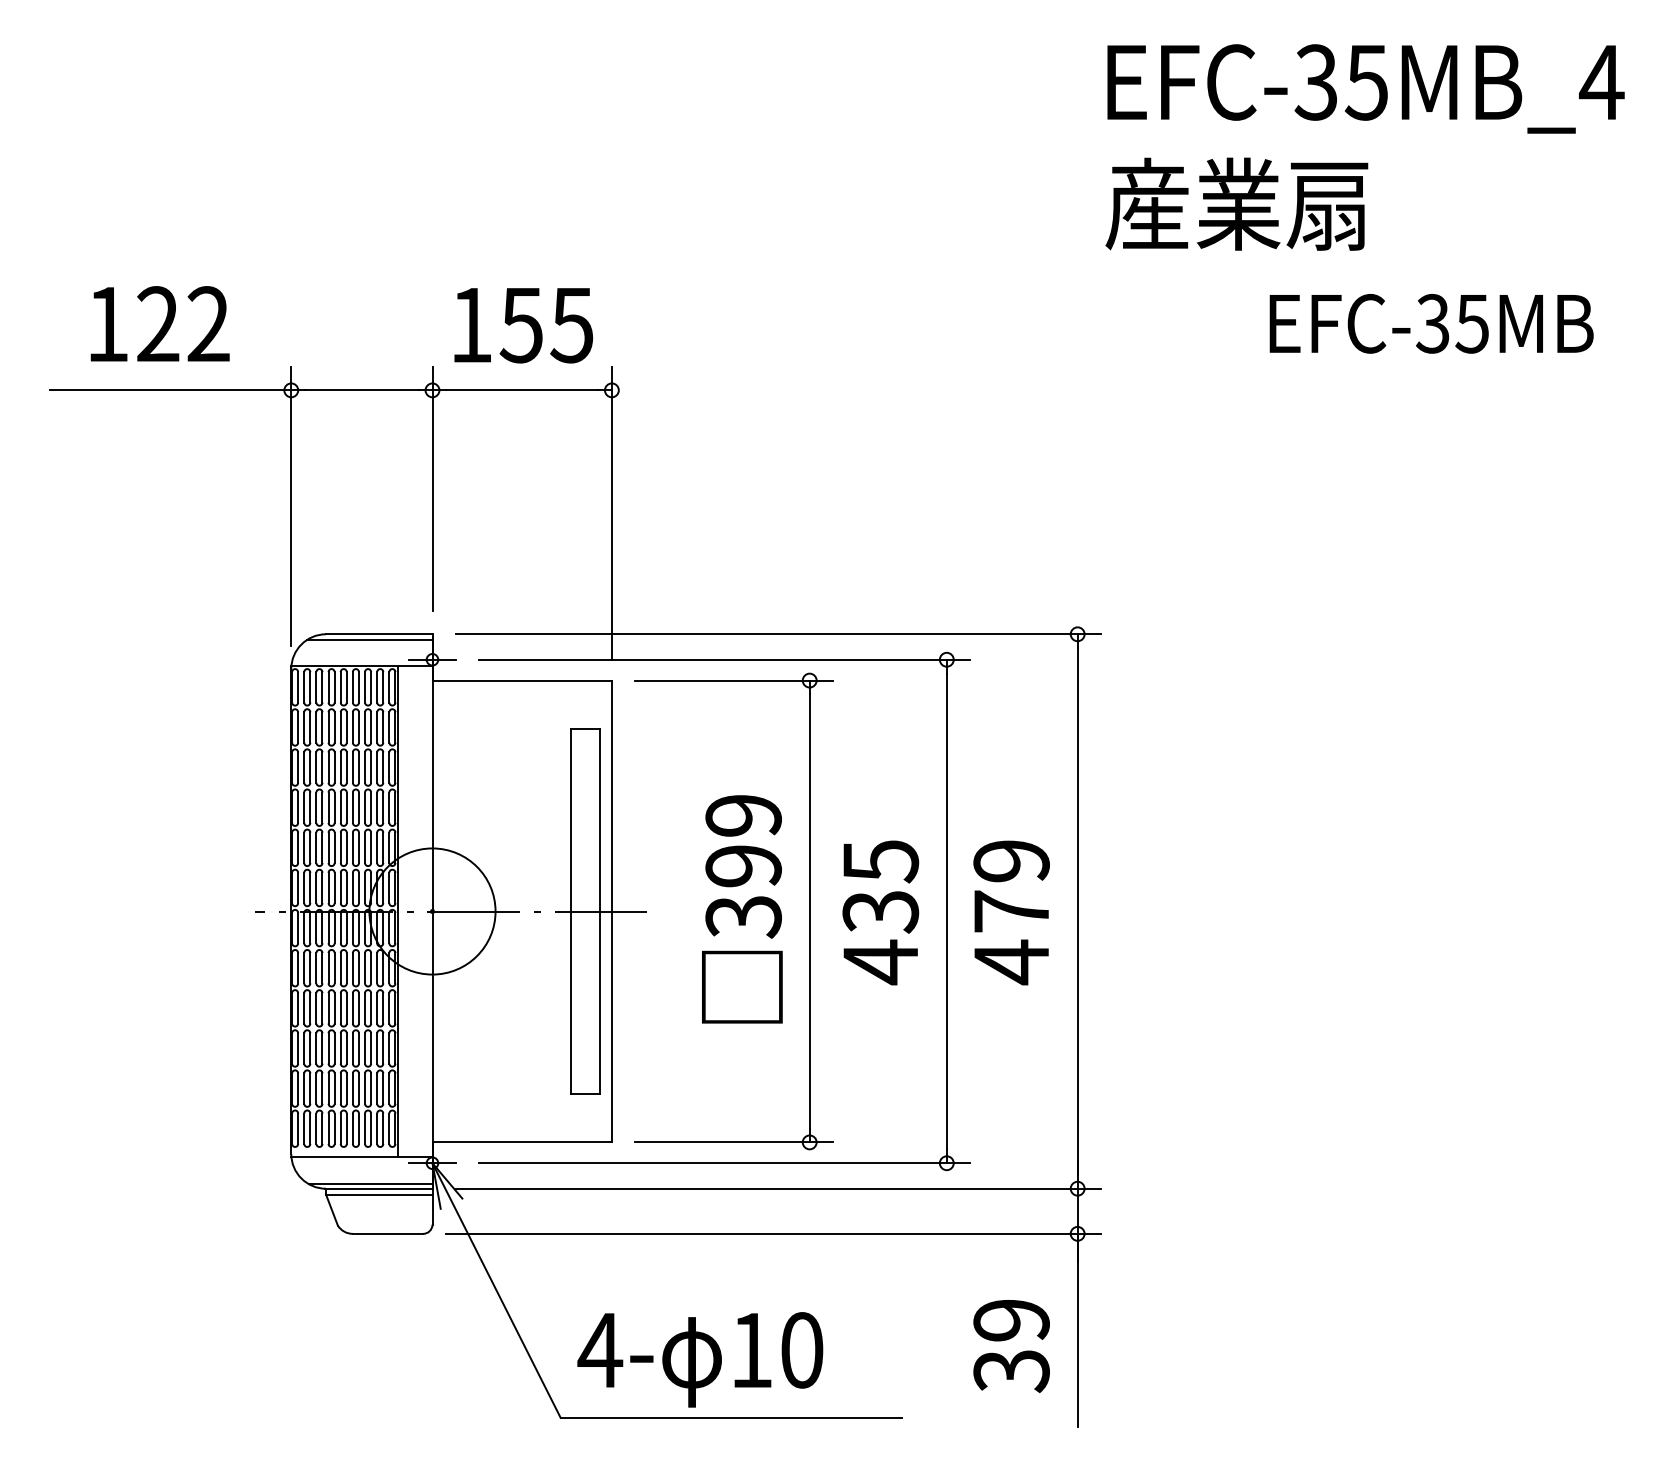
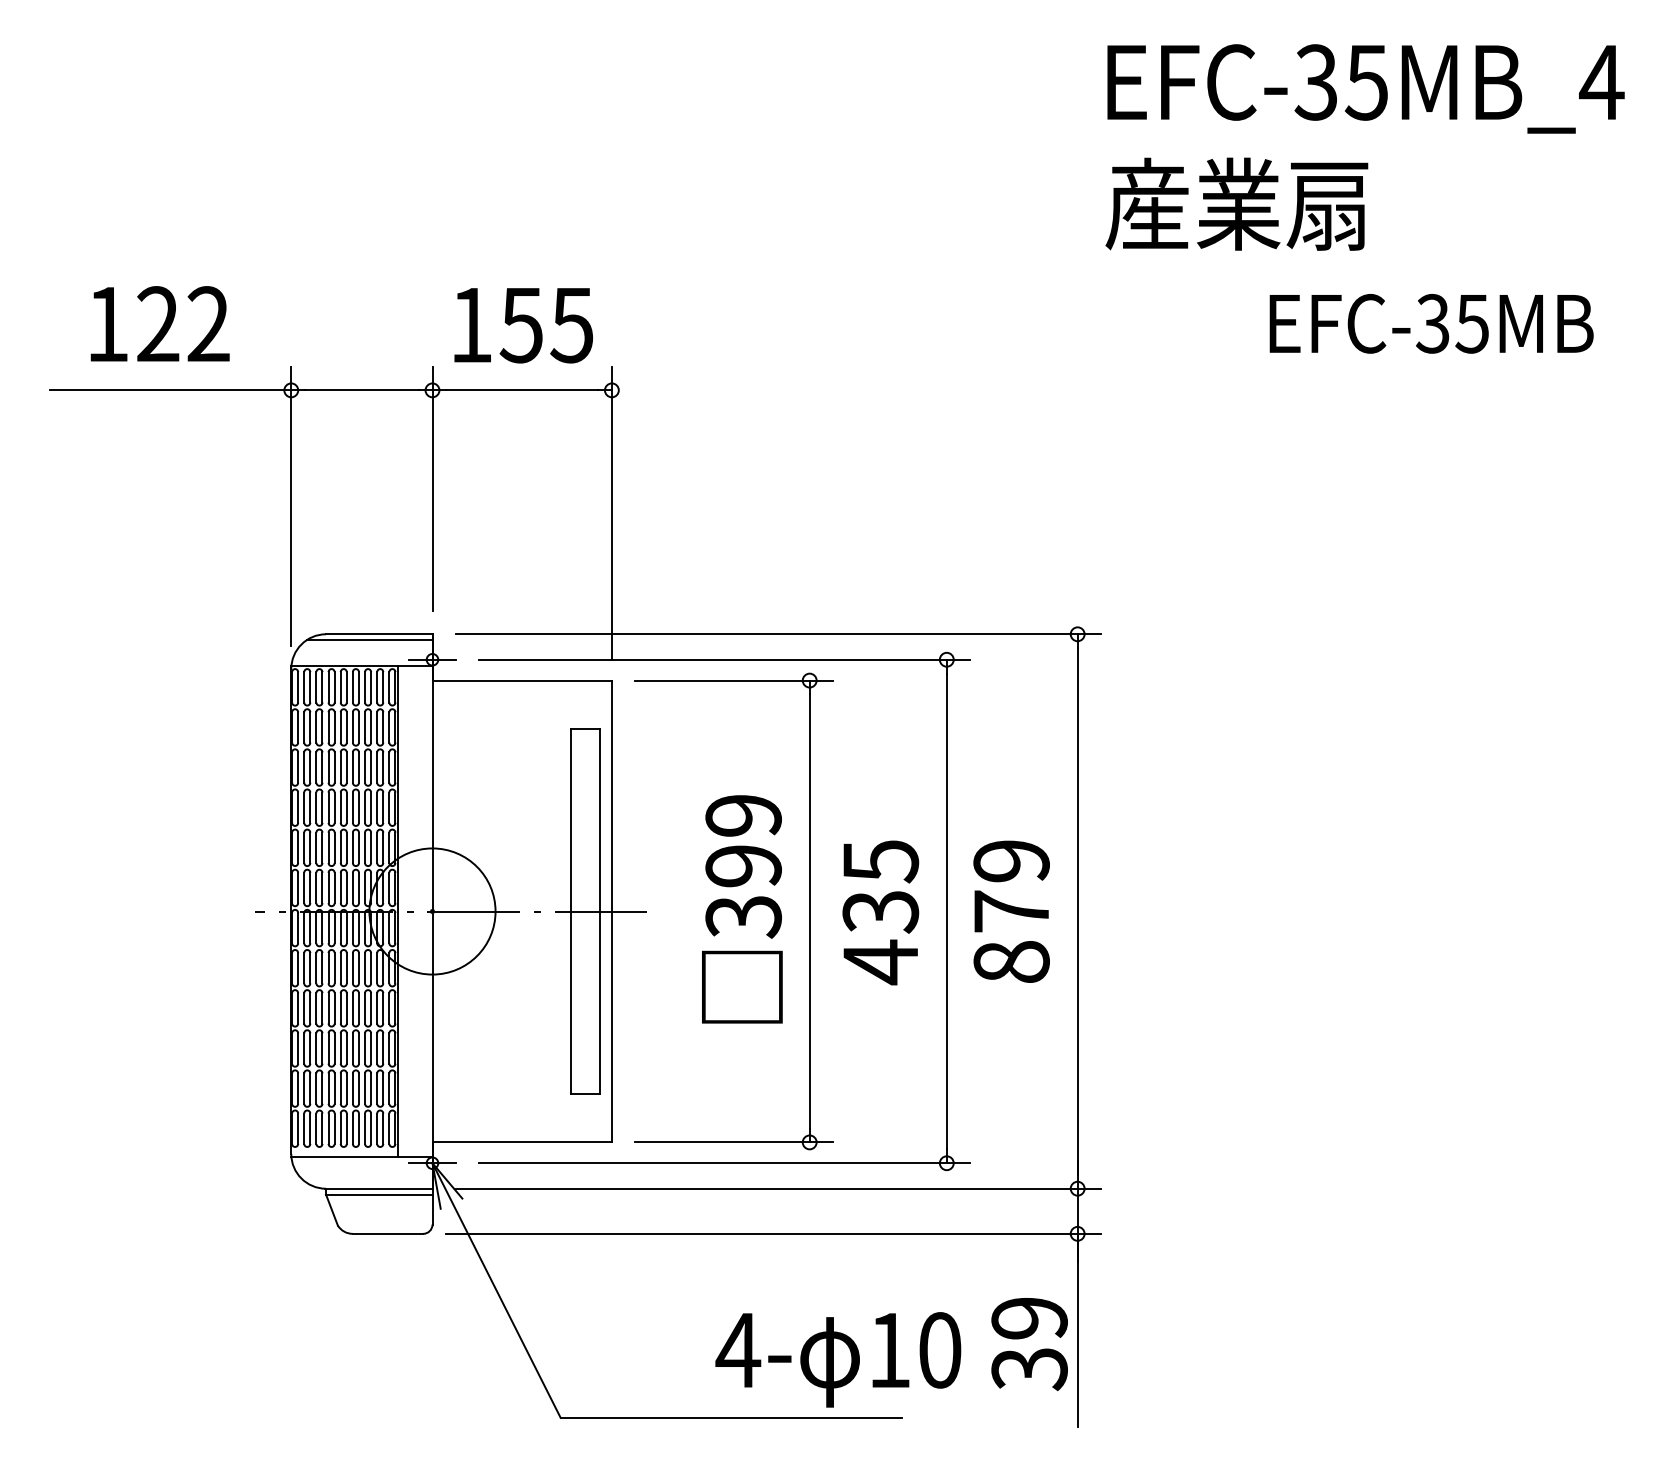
text: 479 -> 879 (1011, 962)
line: present -> none (370, 1184)
text position: (1011, 1346) -> (1029, 1344) (1029, 1344)
text position: (700, 1359) -> (838, 1359) (838, 1359)
